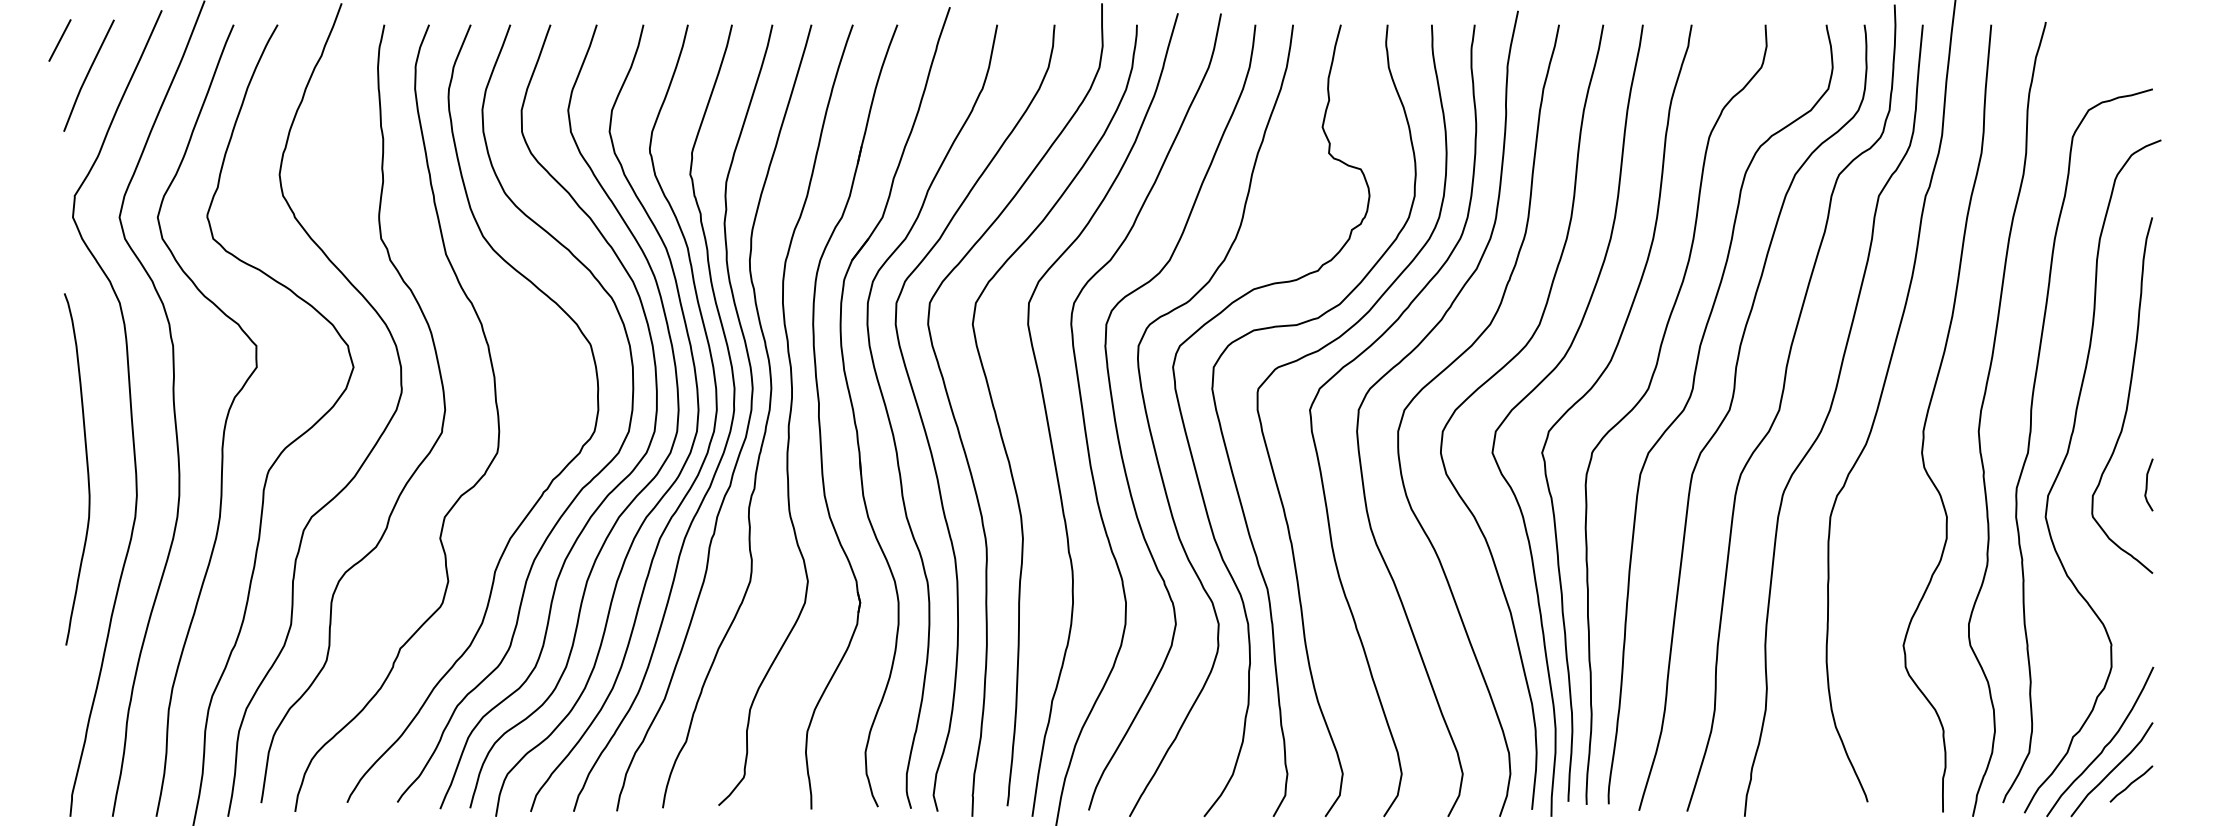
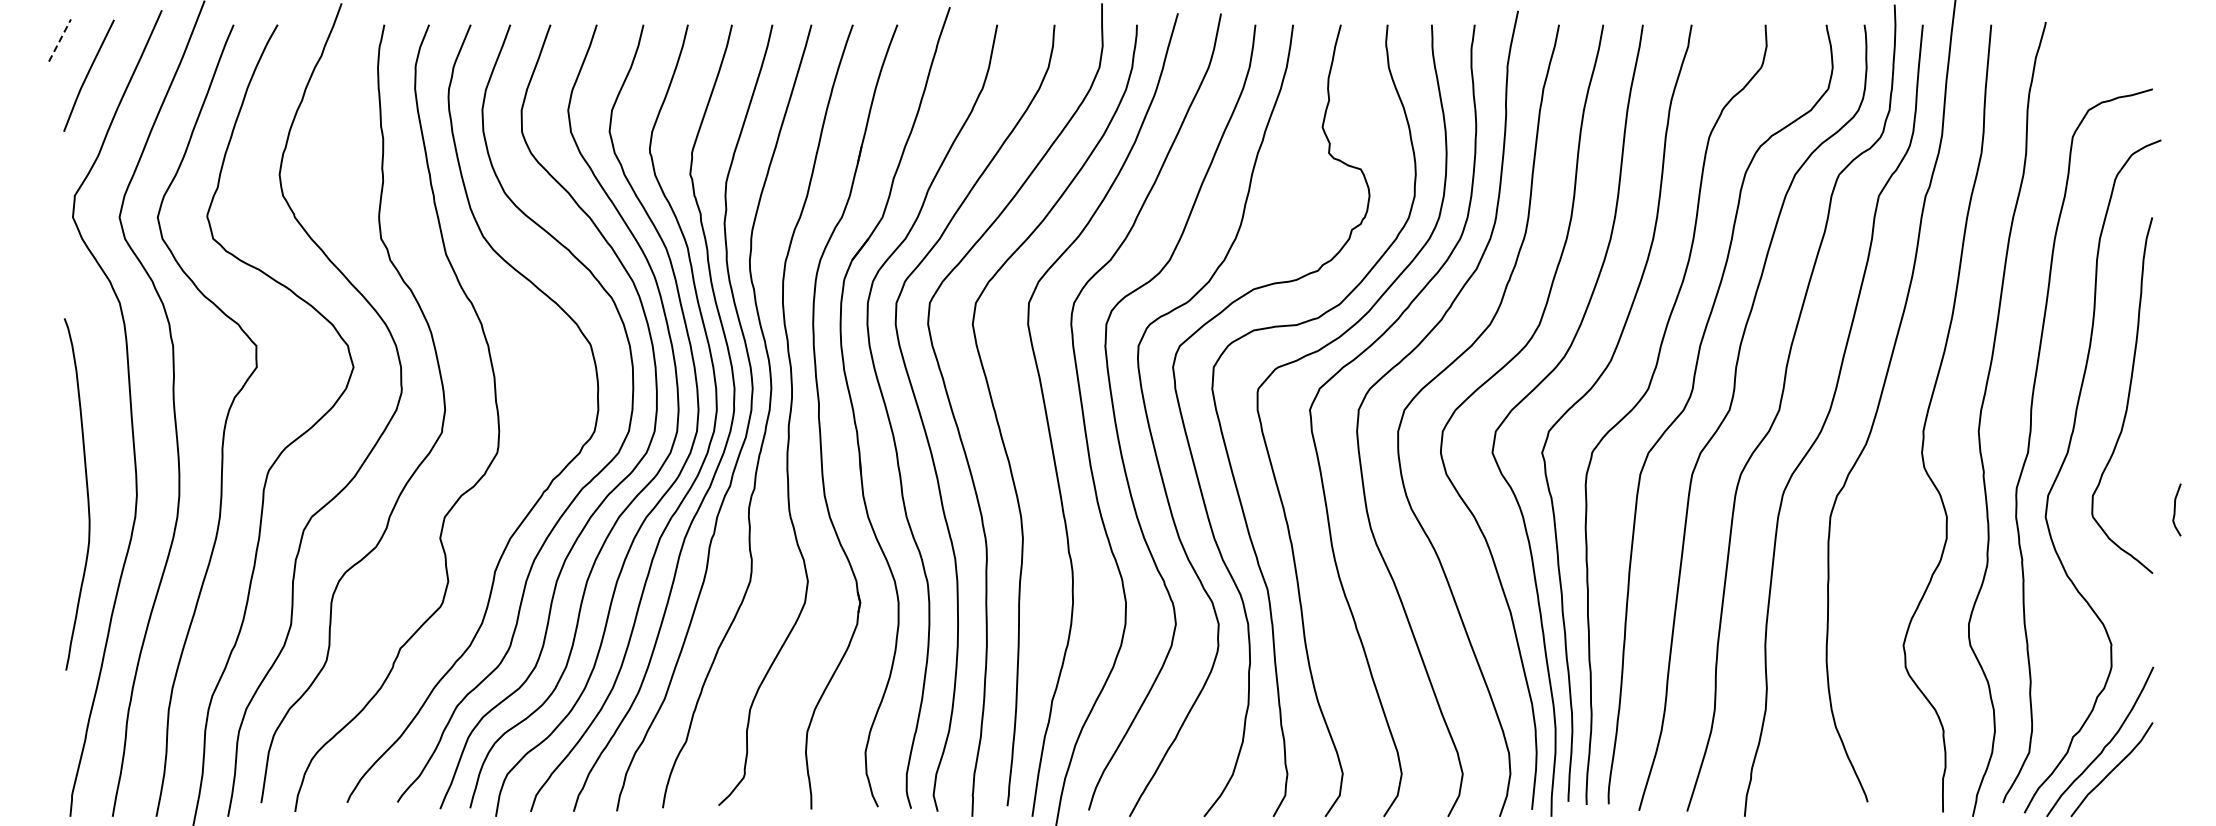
line: solid -> dashed (59, 40)
curve position: (86, 467) -> (86, 492) (86, 492)
curve position: (2147, 484) -> (2175, 509) (2175, 509)
line: present -> none (2131, 783)
